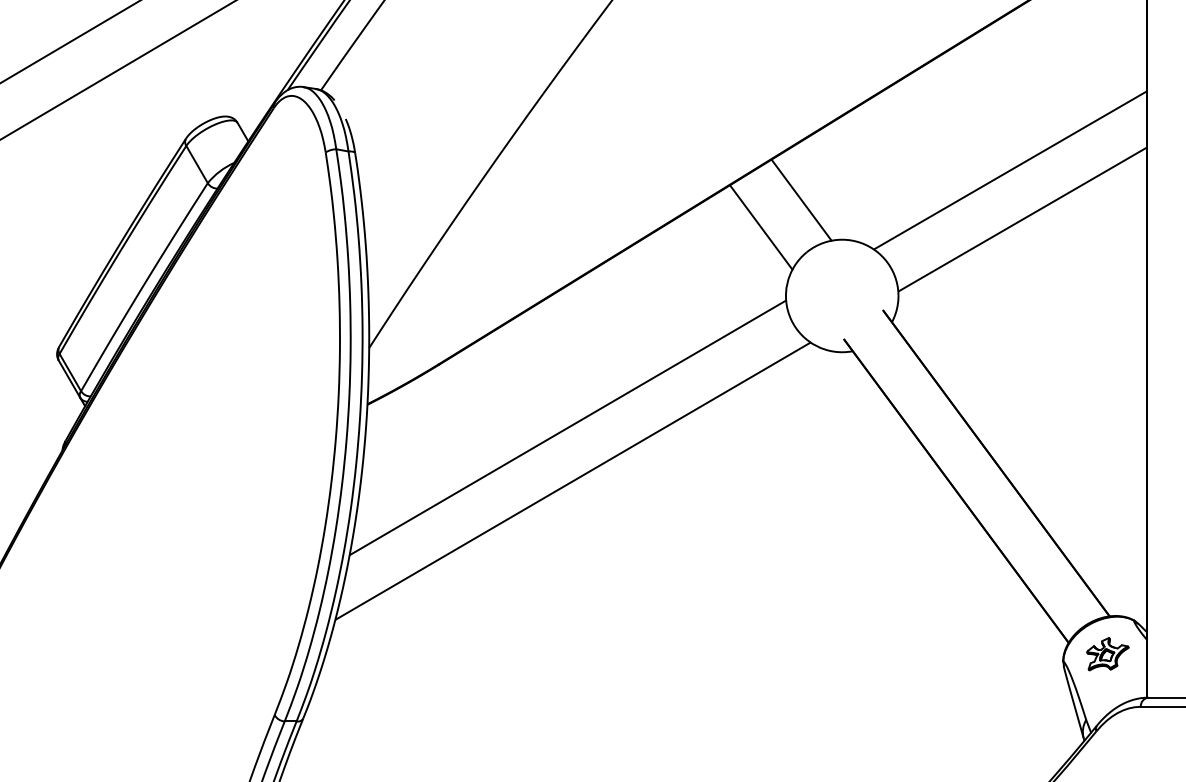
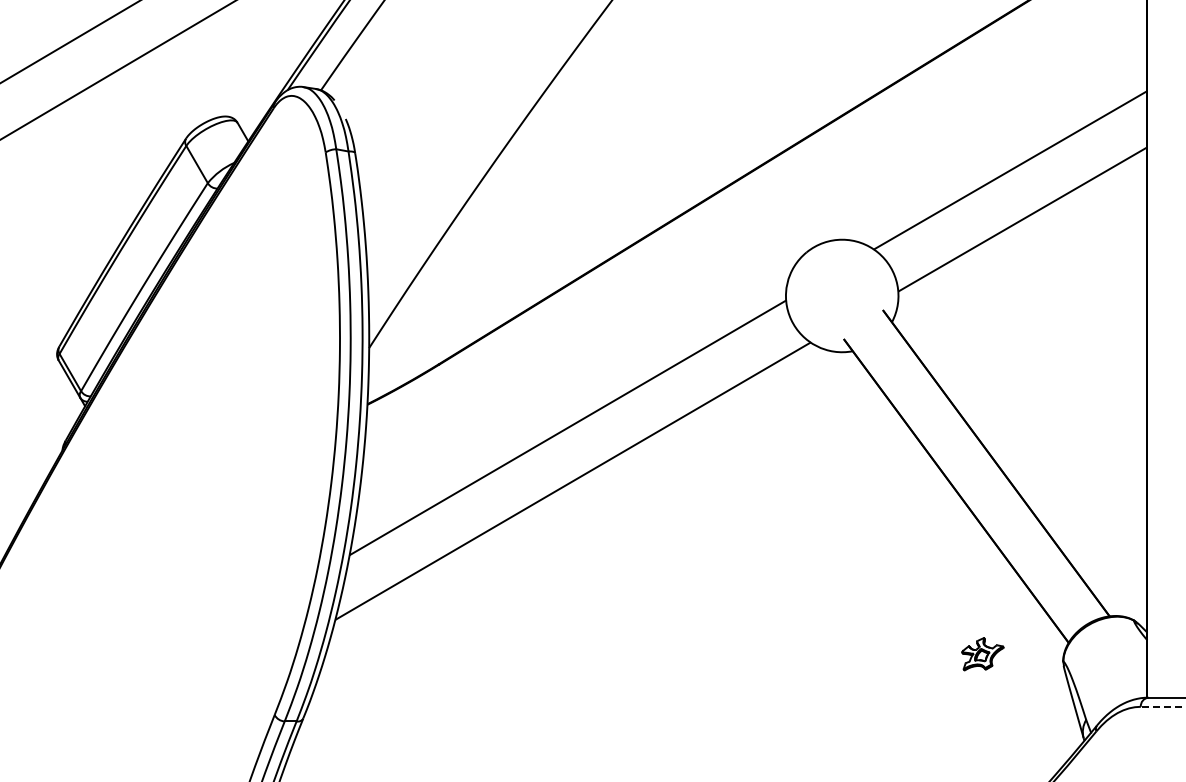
line: present -> none (801, 199)
line: present -> none (761, 227)
part position: (1107, 654) -> (982, 654) (982, 654)
line: solid -> dashed (1162, 706)
